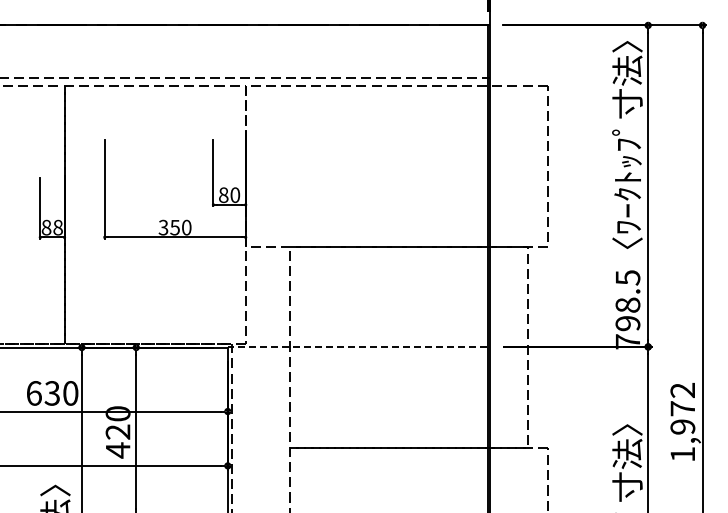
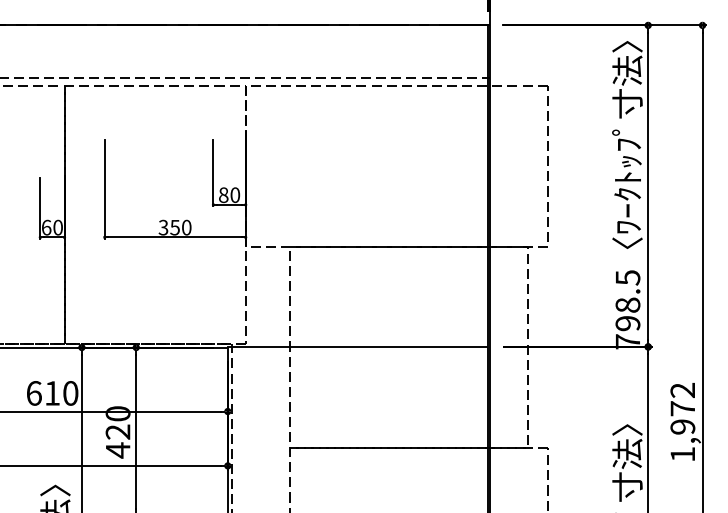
text: 88 -> 60 (51, 227)
line: dashed -> solid (357, 346)
text: 630 -> 610 (51, 393)
